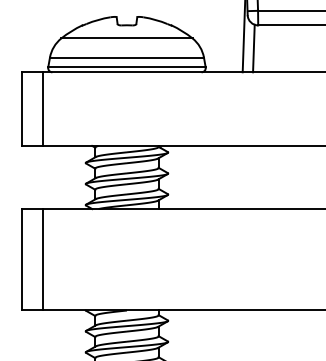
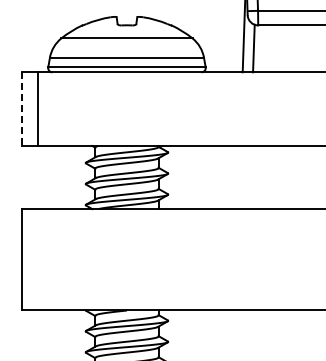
line position: (42, 108) -> (37, 108) (37, 108)
line: solid -> dashed (21, 109)
line: present -> none (42, 259)
